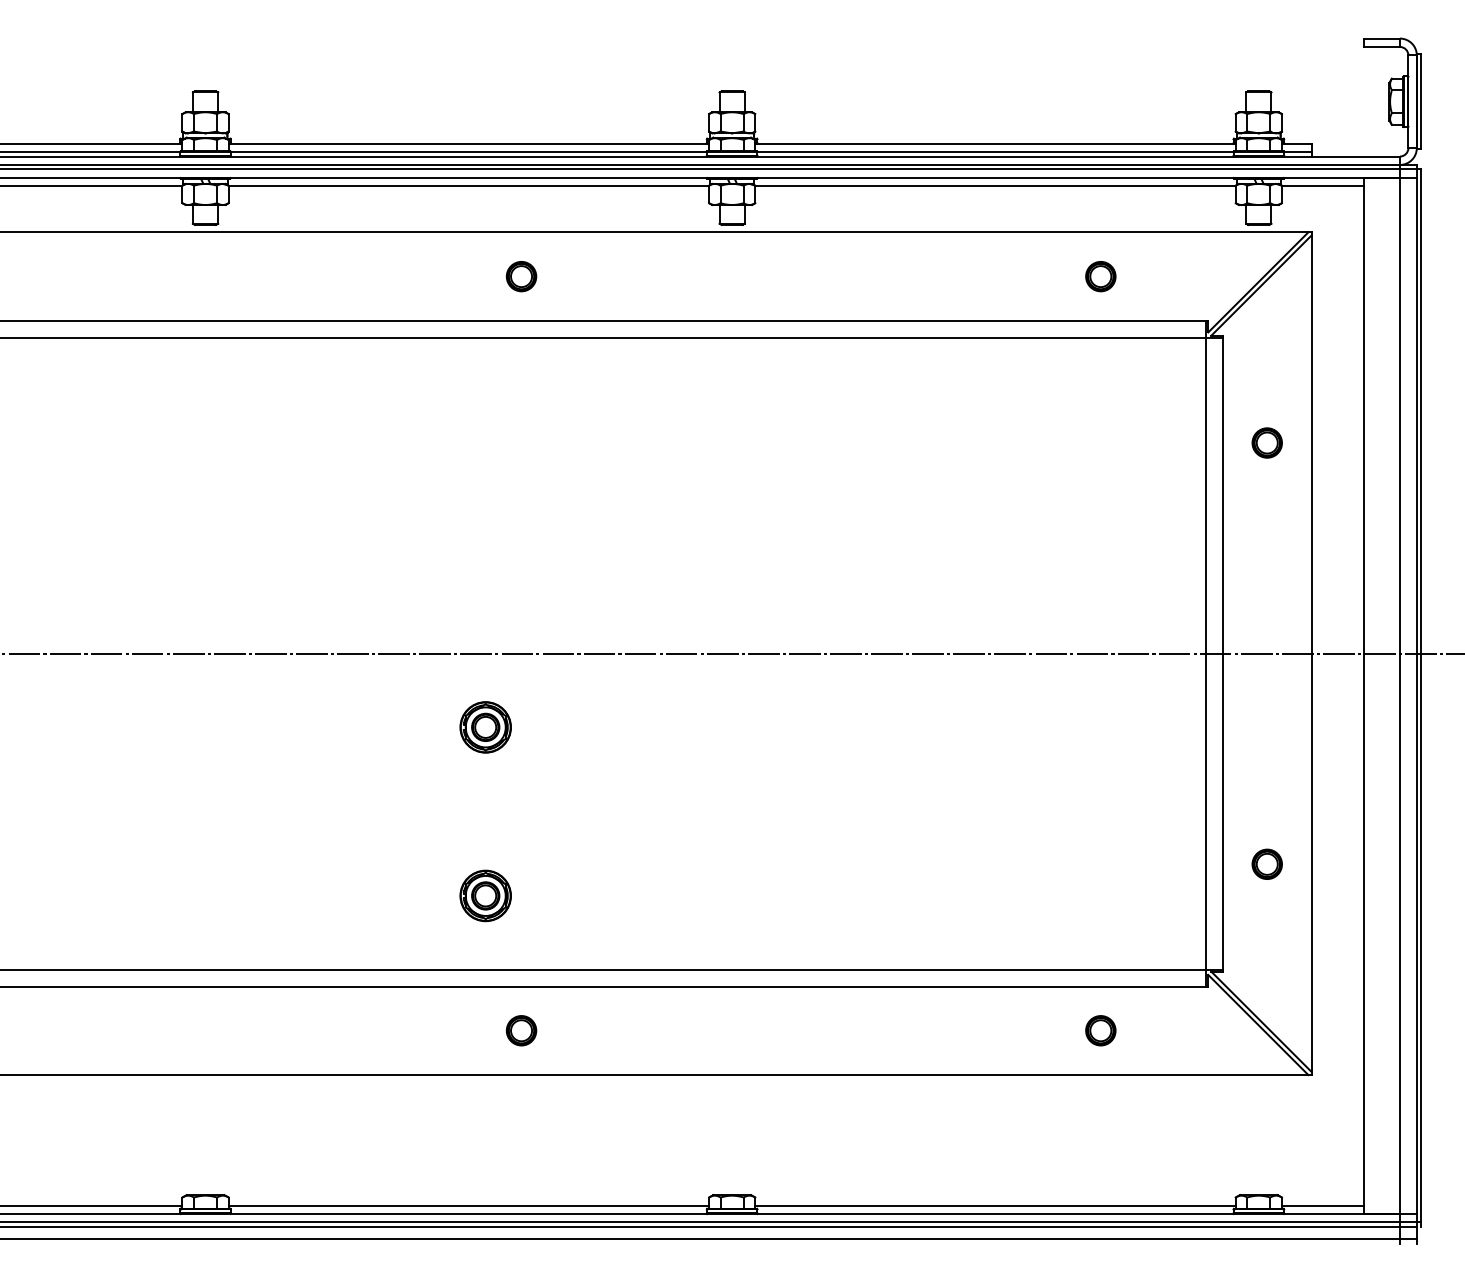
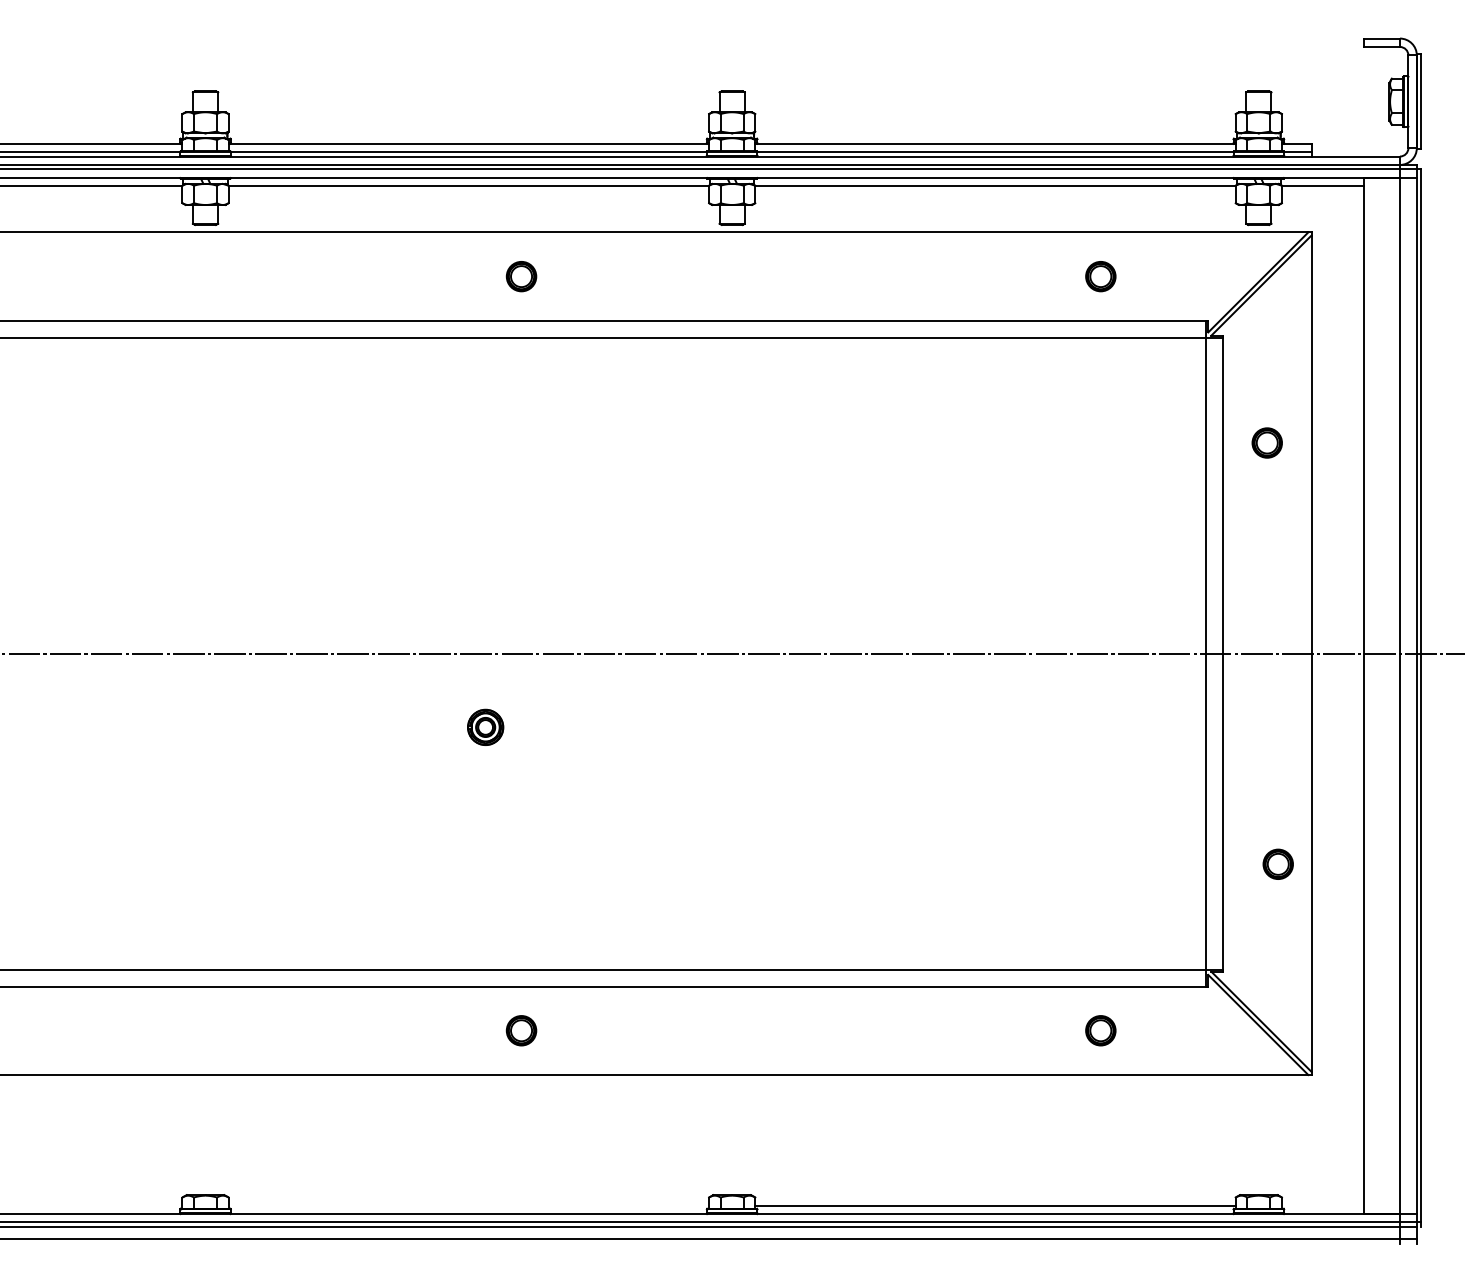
part size: 53x53 px -> 38x38 px (485, 726)
part position: (1266, 863) -> (1277, 863) (1277, 863)
part: present -> none (485, 895)
line: present -> none (92, 1205)
line: present -> none (468, 1205)
line: present -> none (1322, 1205)
